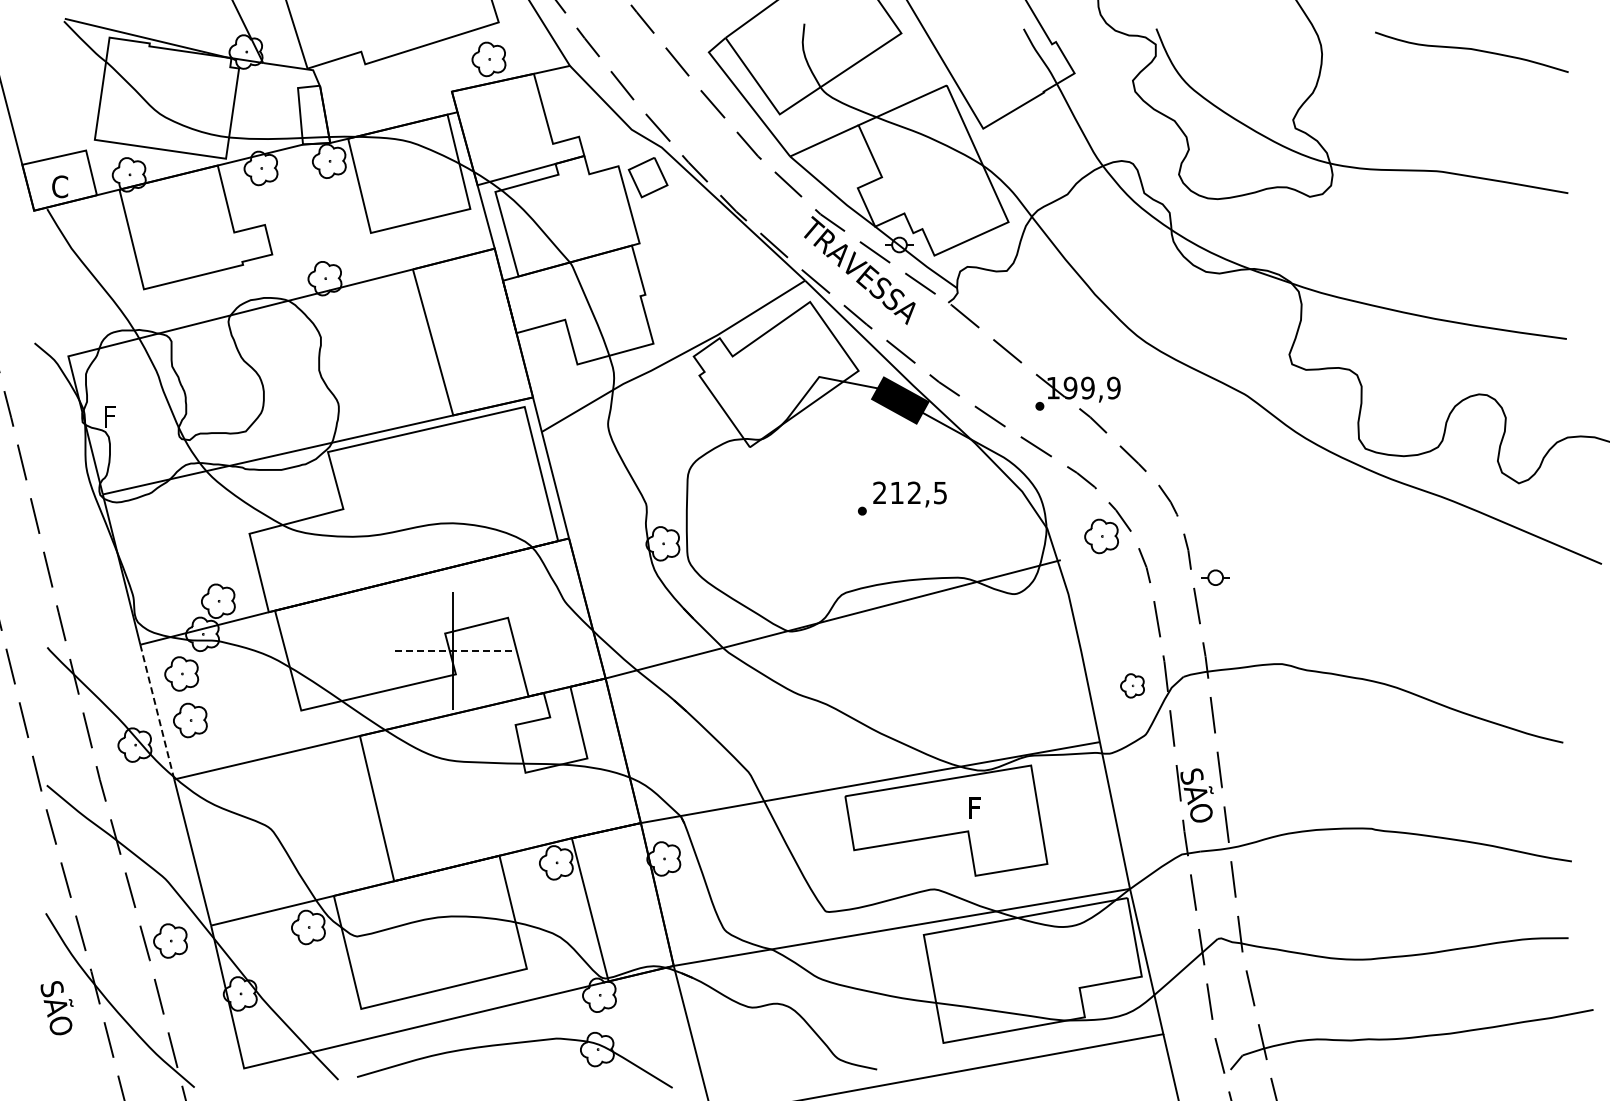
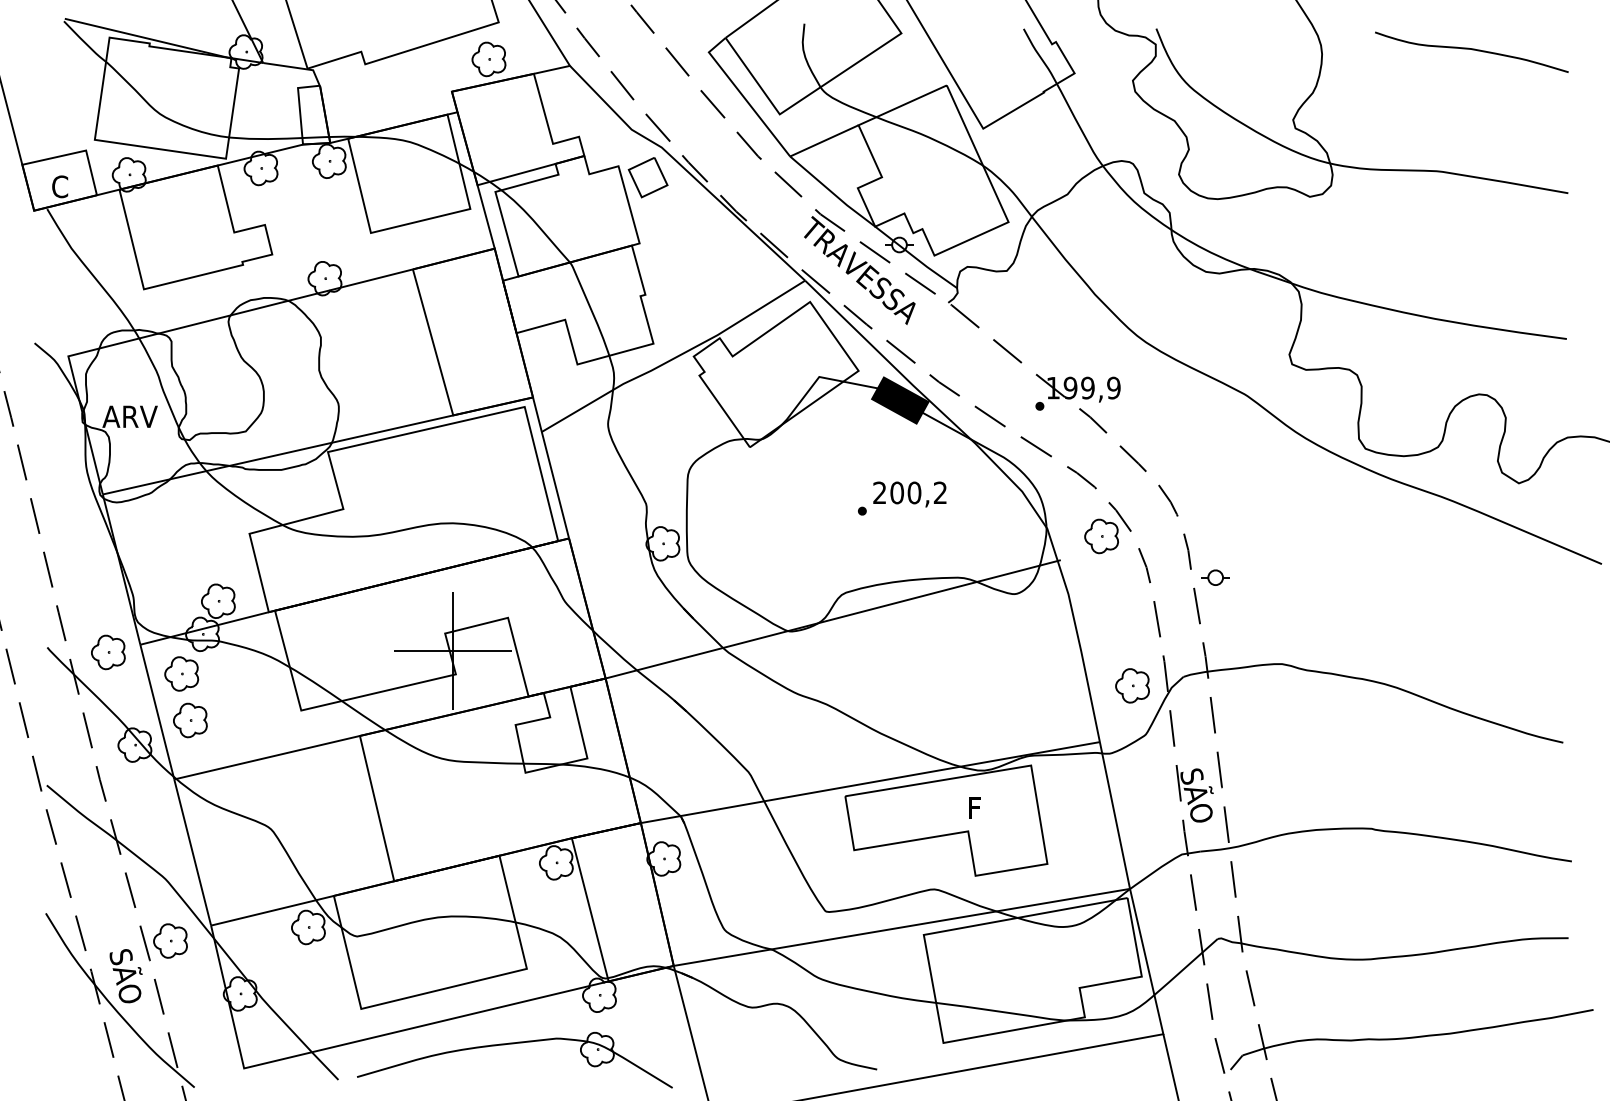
text: F -> ARV (129, 416)
text: 212,5 -> 200,2 (918, 492)
line: dashed -> solid (452, 650)
part: none -> present (108, 652)
part size: 25x26 px -> 35x36 px (1132, 685)
line: dashed -> solid (157, 711)
text position: (56, 1008) -> (125, 976) (125, 976)
